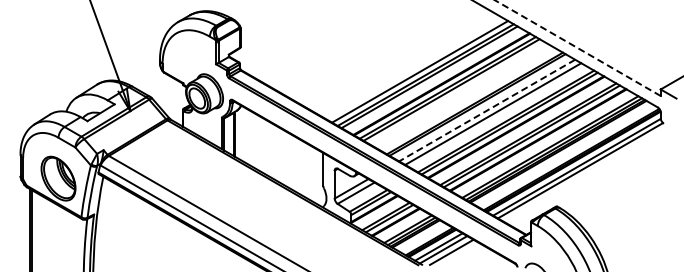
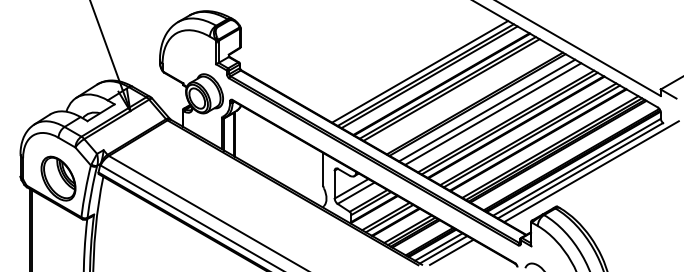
line: dashed -> solid (577, 48)
line: dashed -> solid (487, 110)
line: none -> present (591, 171)
